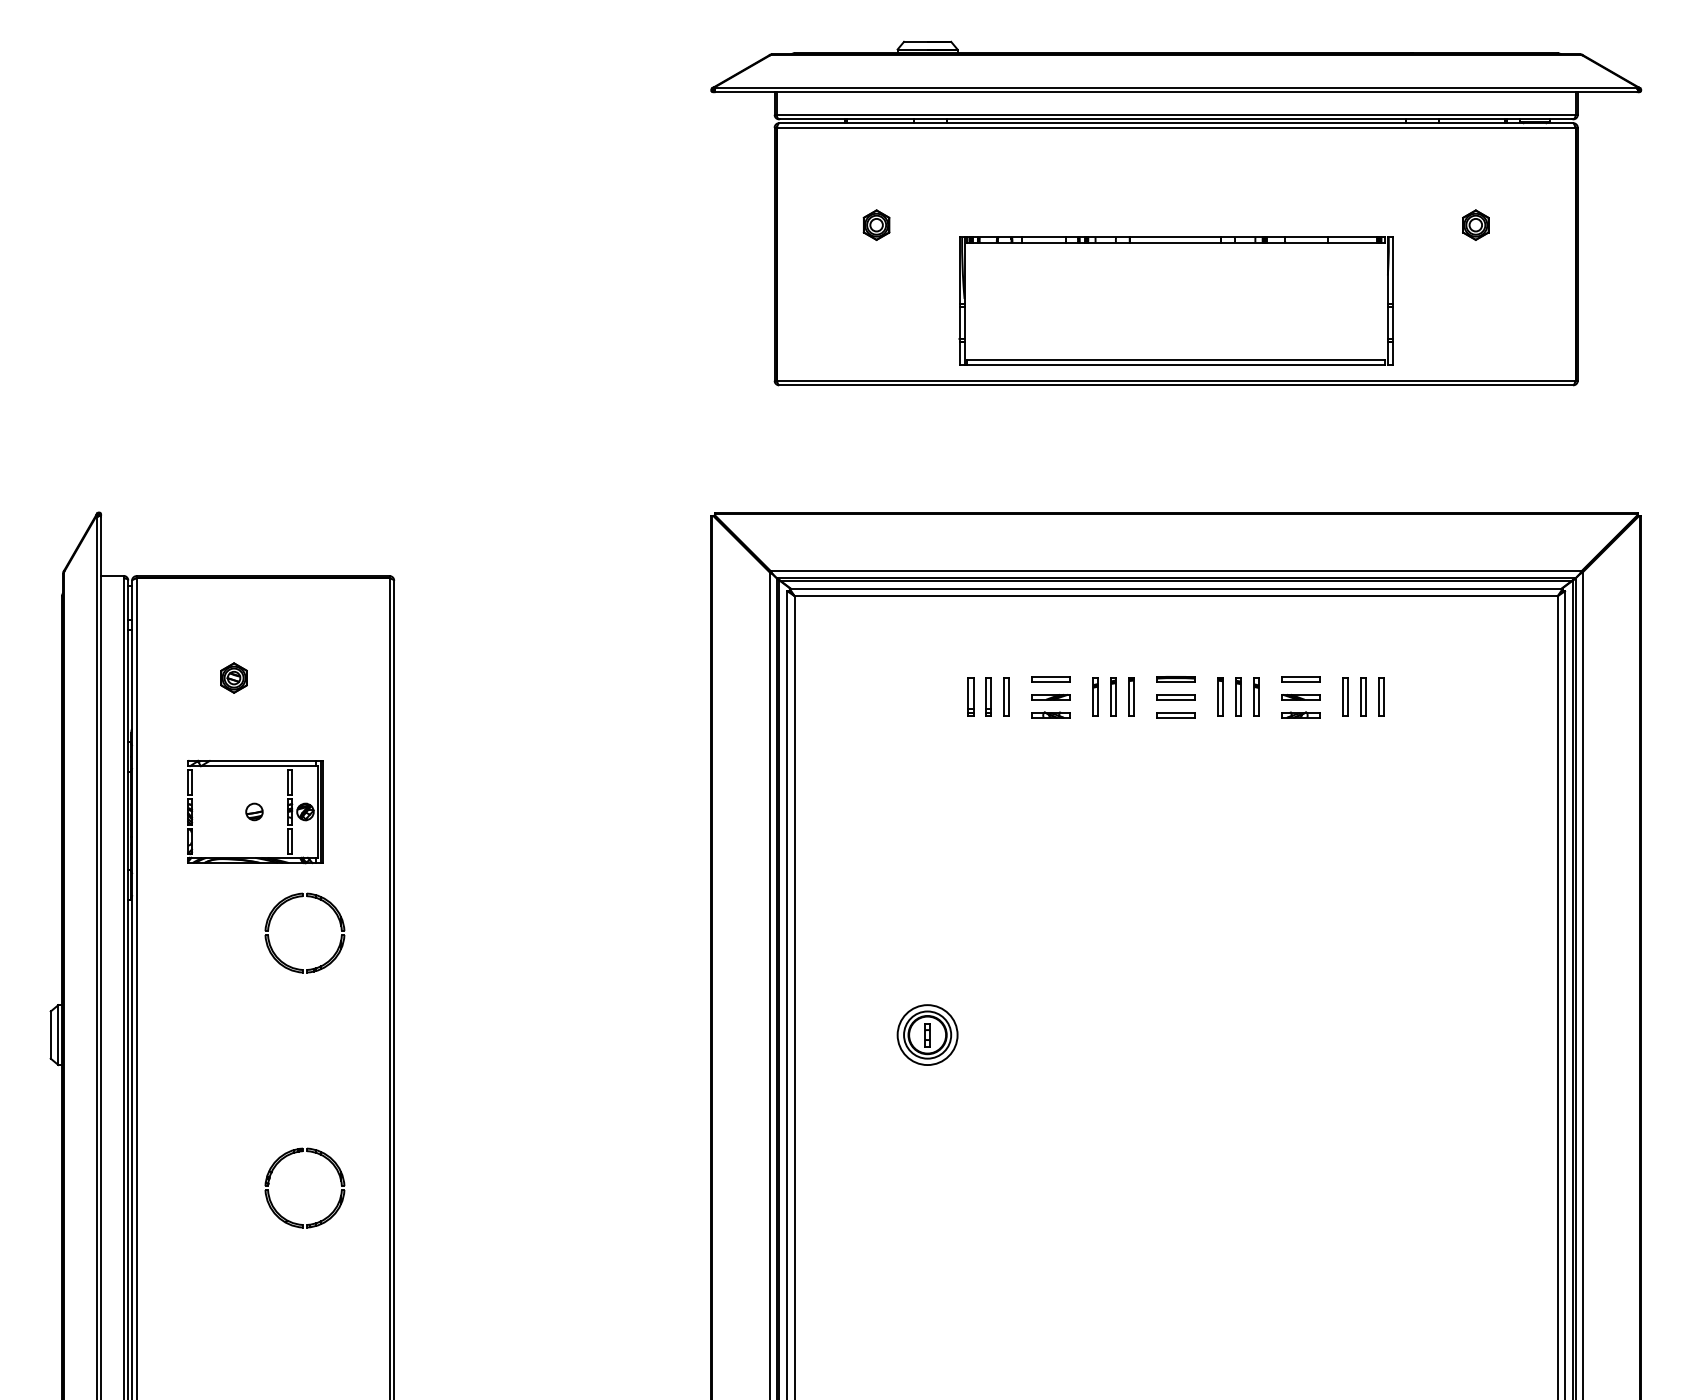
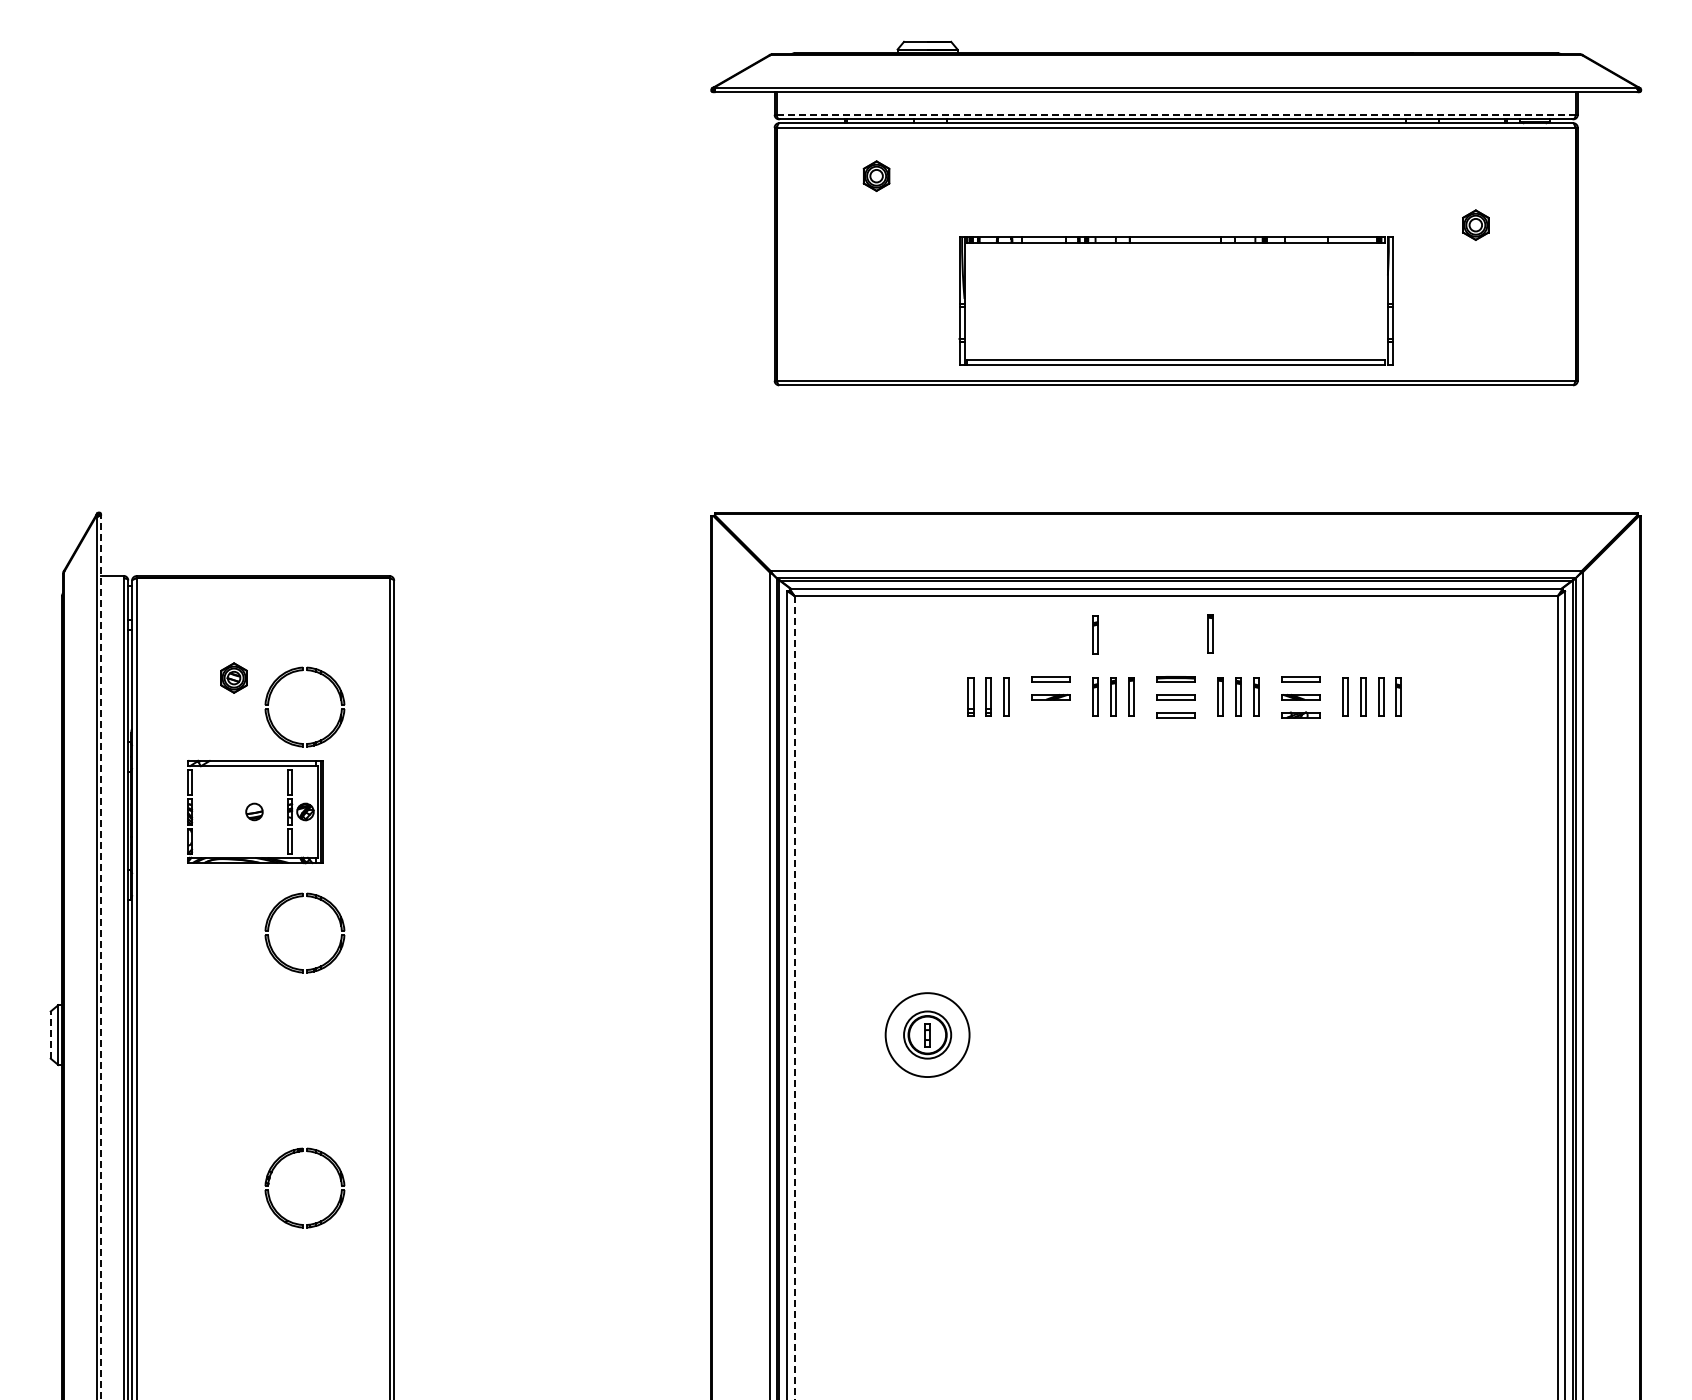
line: solid -> dashed (1176, 114)
part position: (876, 224) -> (876, 175) (876, 175)
part: none -> present (1210, 633)
part: none -> present (1095, 634)
part: none -> present (288, 675)
part: none -> present (1398, 696)
part: present -> none (1050, 714)
line: solid -> dashed (101, 958)
line: solid -> dashed (794, 998)
line: solid -> dashed (50, 1035)
circle diameter: 60 px -> 84 px (927, 1035)
